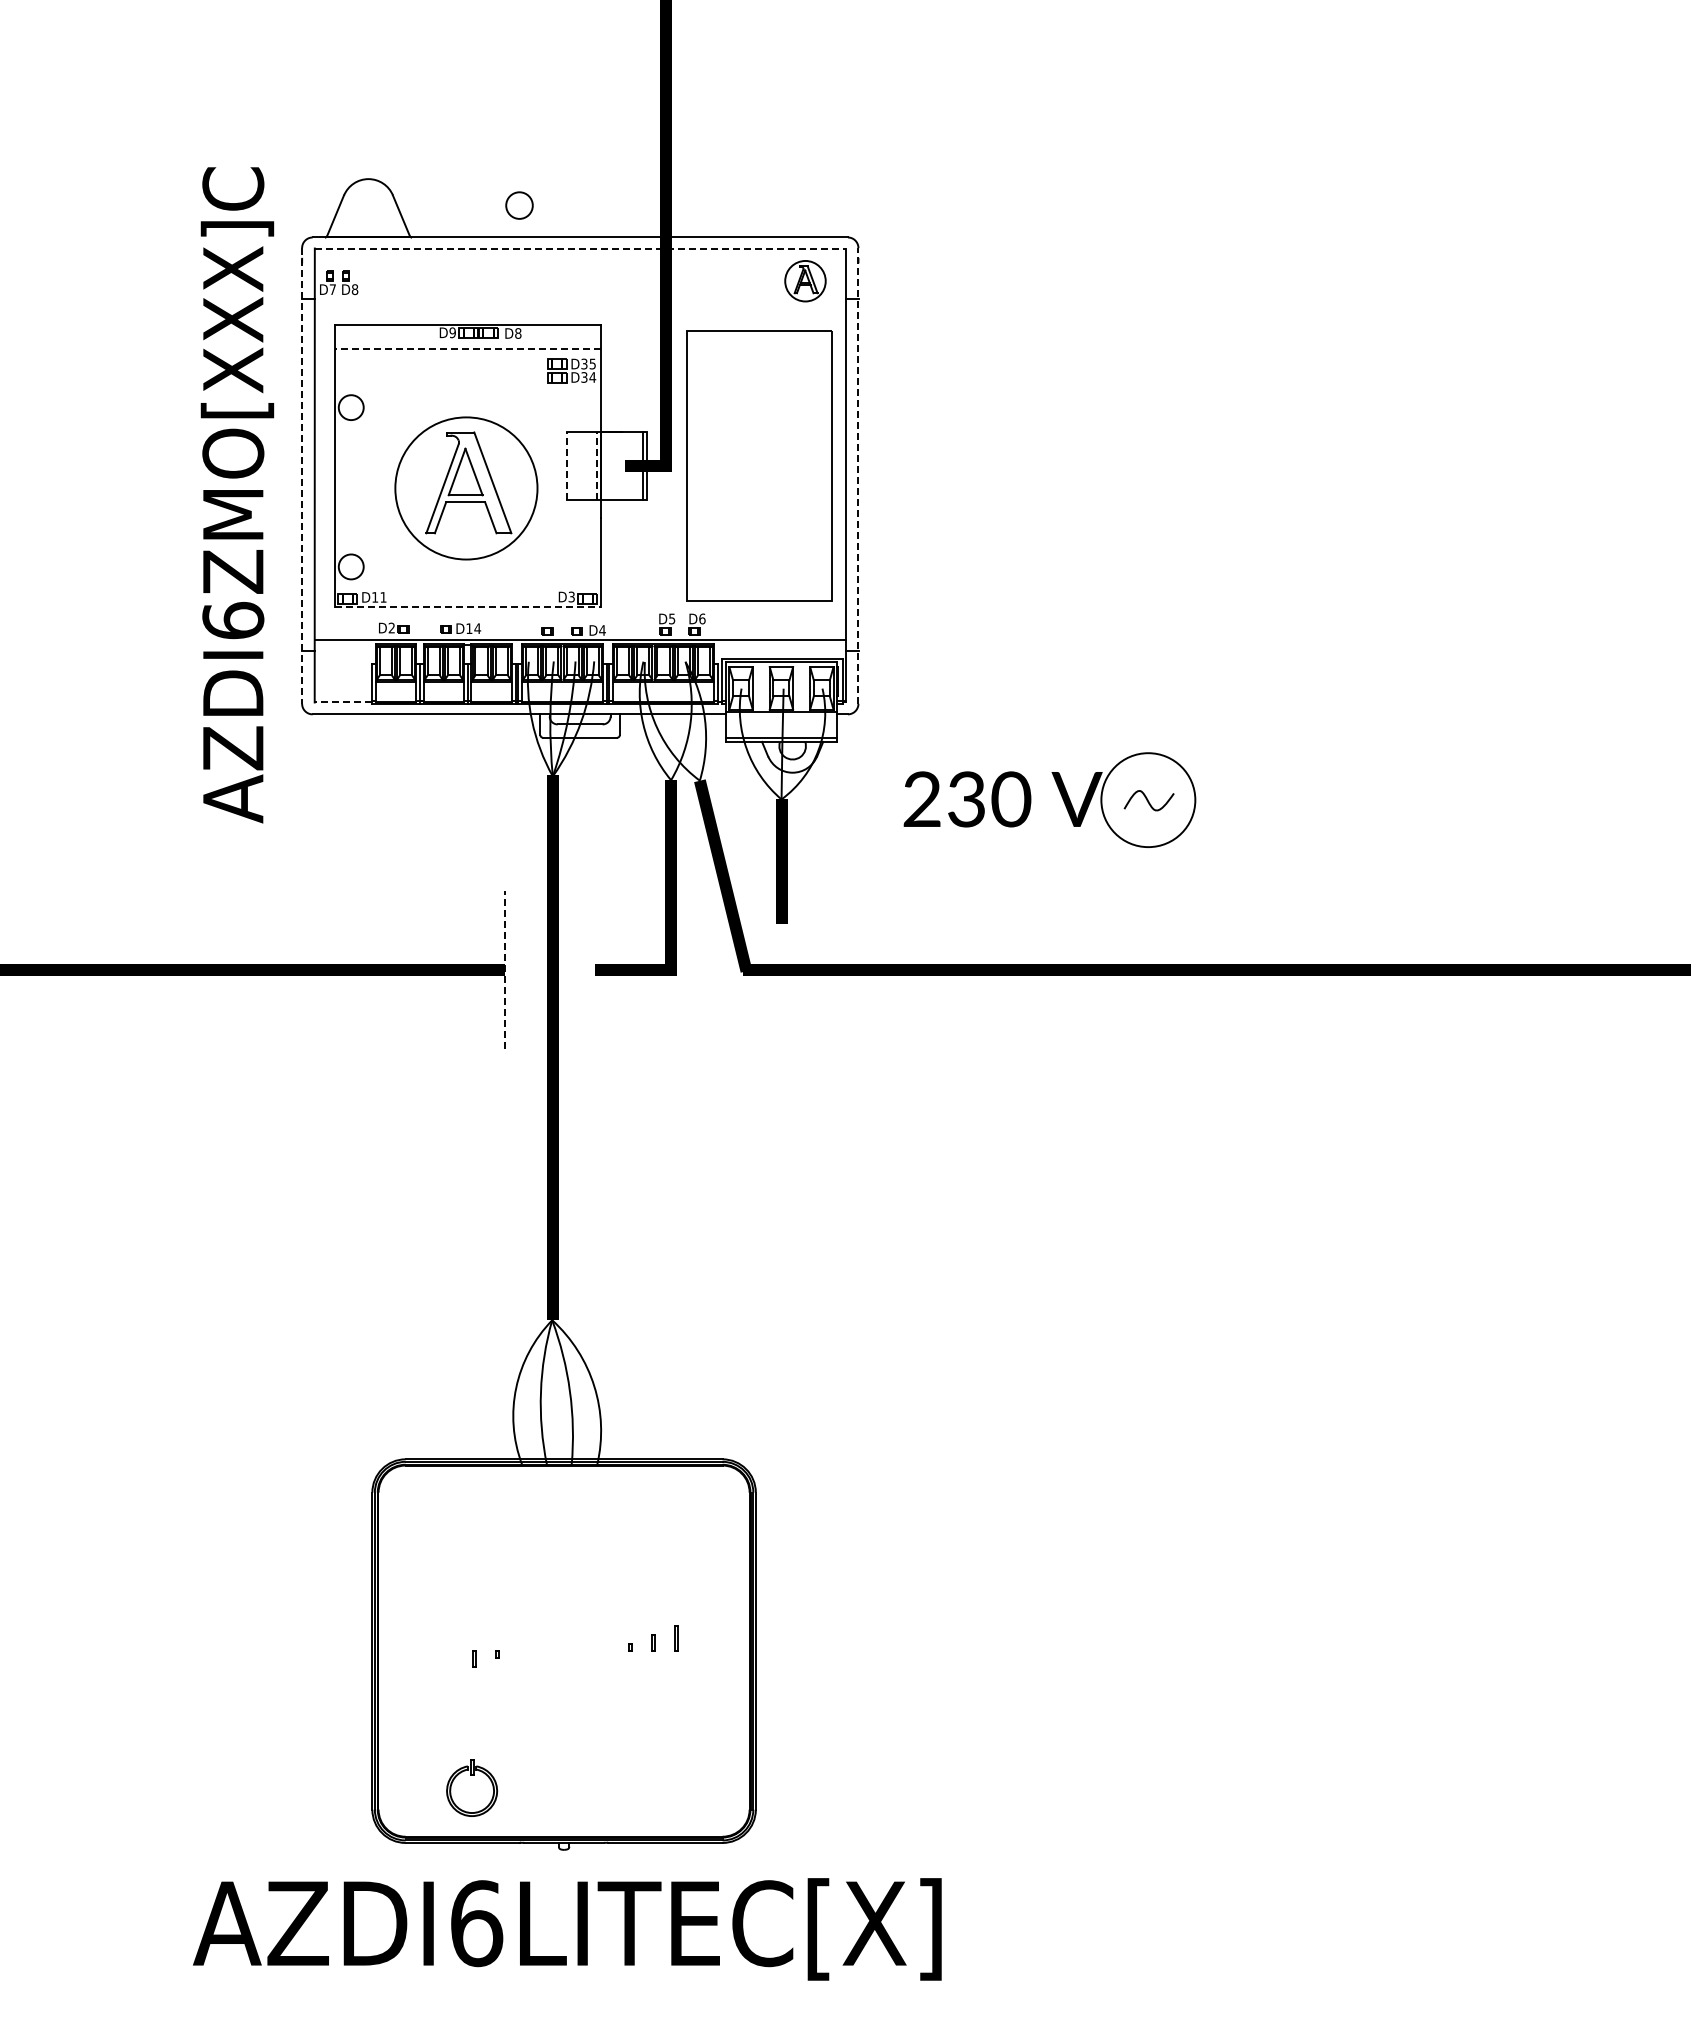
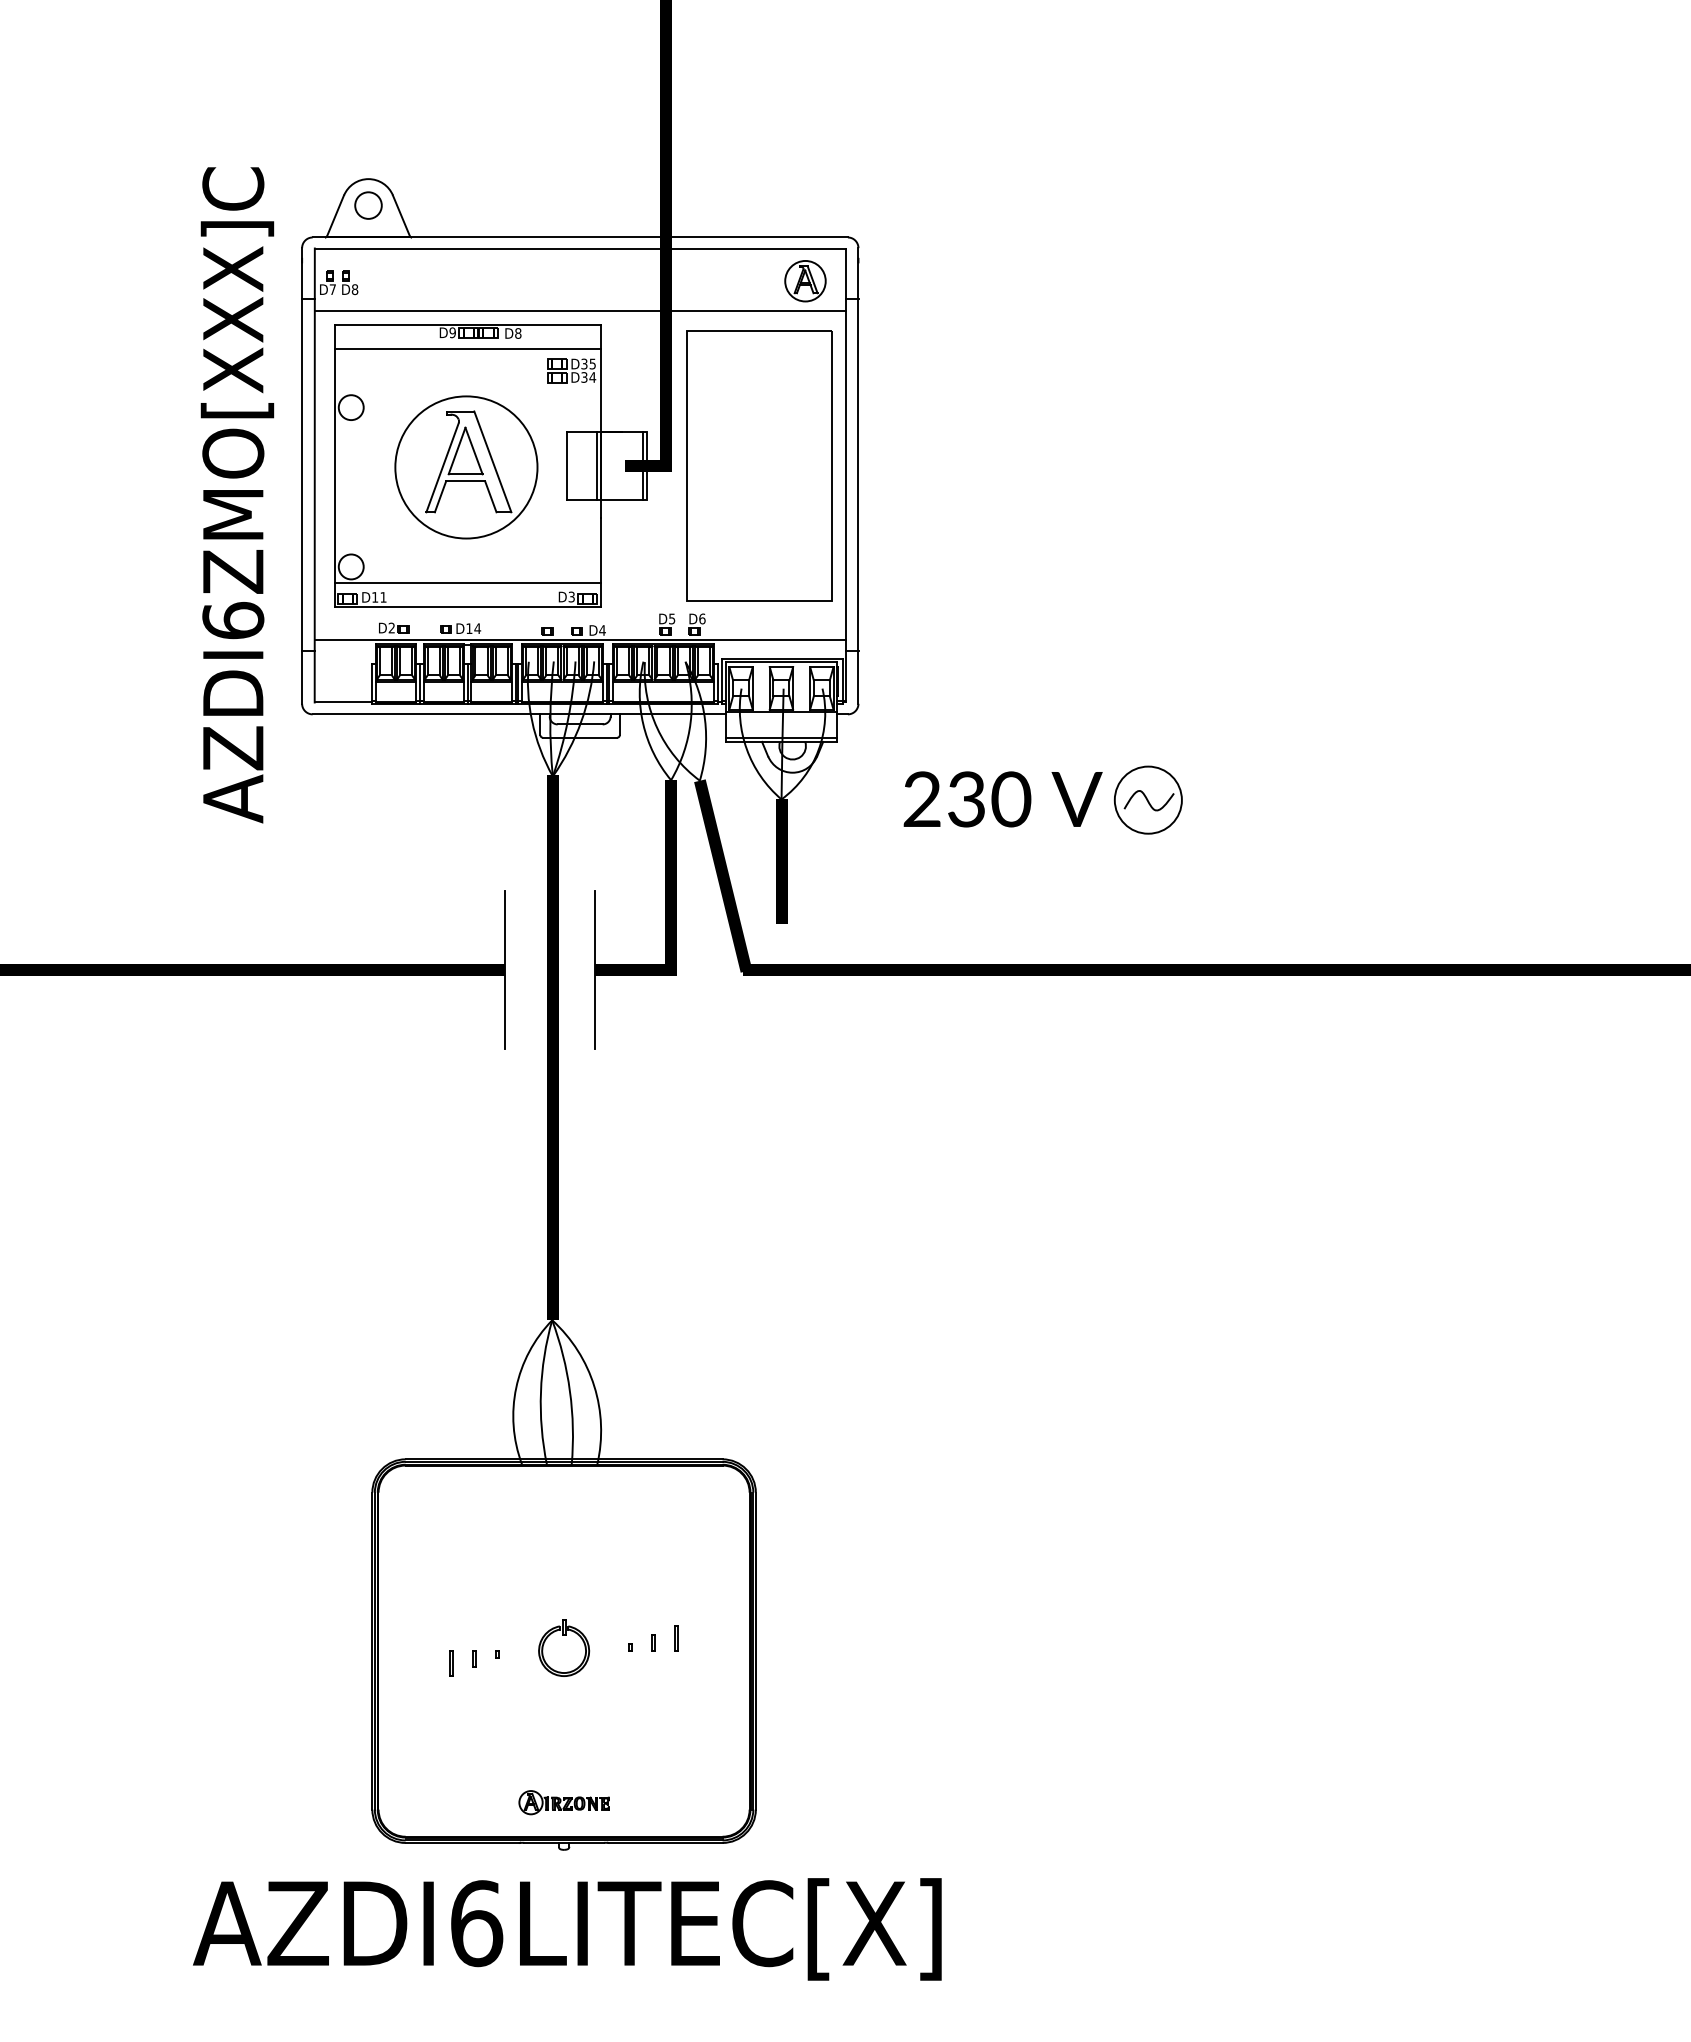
circle position: (519, 205) -> (368, 205) (368, 205)
line: dashed -> solid (580, 248)
line: none -> present (579, 310)
line: dashed -> solid (468, 349)
line: dashed -> solid (566, 465)
line: dashed -> solid (596, 465)
line: dashed -> solid (302, 475)
line: dashed -> solid (858, 475)
part position: (466, 488) -> (466, 467) (466, 467)
line: none -> present (467, 582)
line: dashed -> solid (468, 606)
line: dashed -> solid (343, 702)
circle diameter: 94 px -> 67 px (1147, 799)
line: dashed -> solid (505, 969)
line: none -> present (595, 970)
line: none -> present (450, 1663)
part position: (472, 1775) -> (564, 1635) (564, 1635)
part: none -> present (563, 1802)
